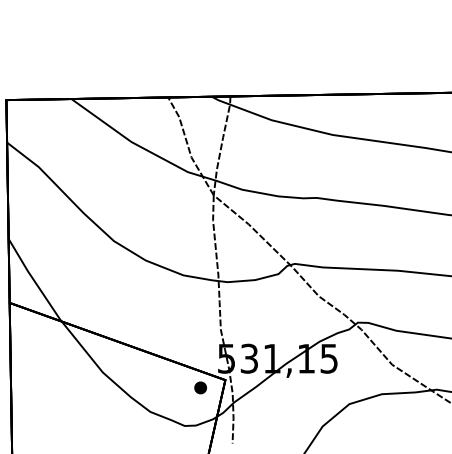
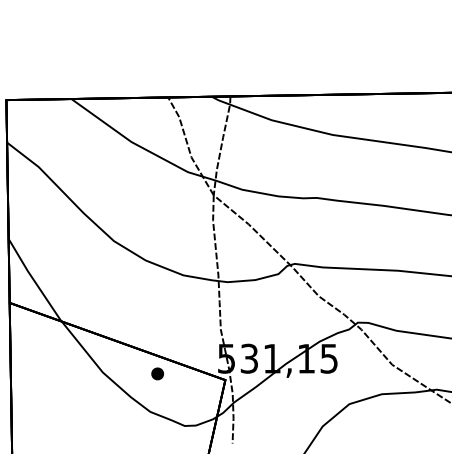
part position: (200, 387) -> (157, 373) (157, 373)
